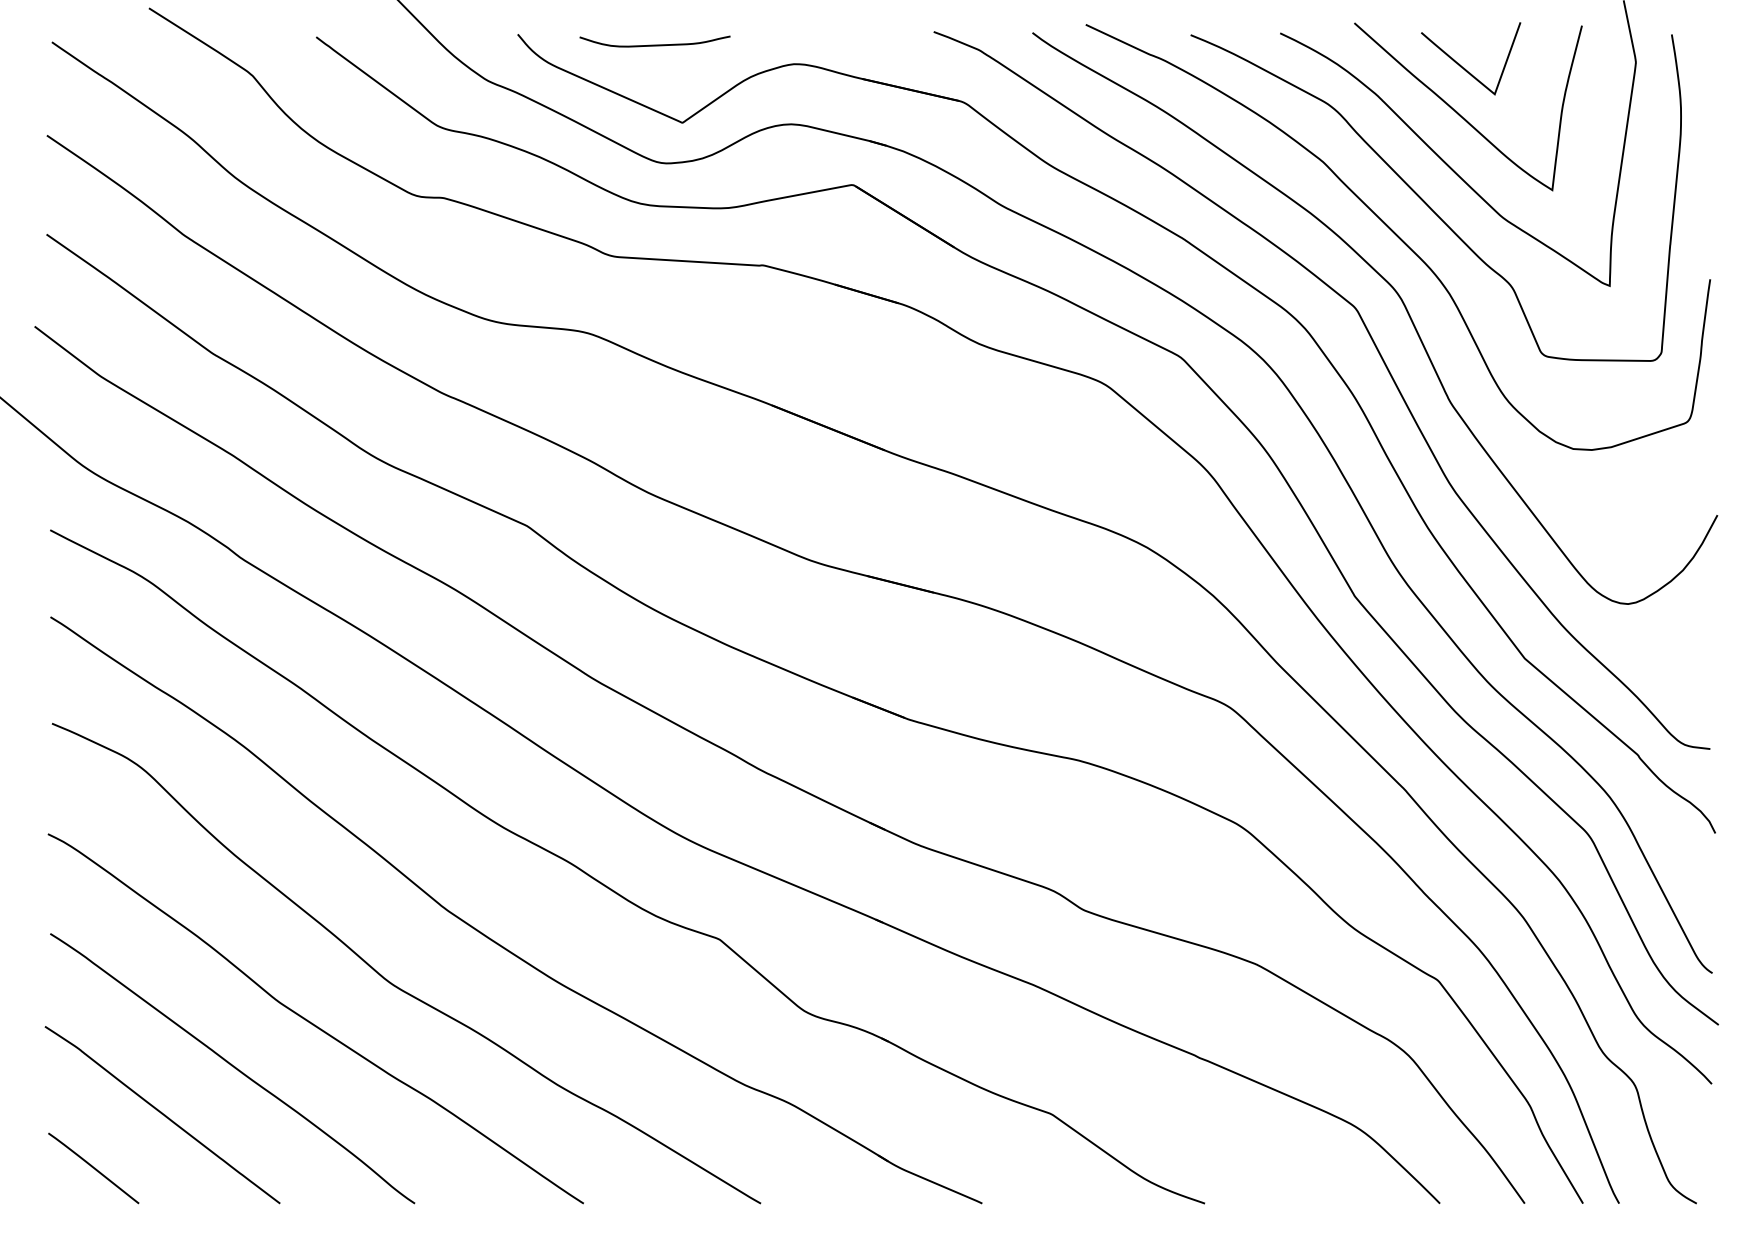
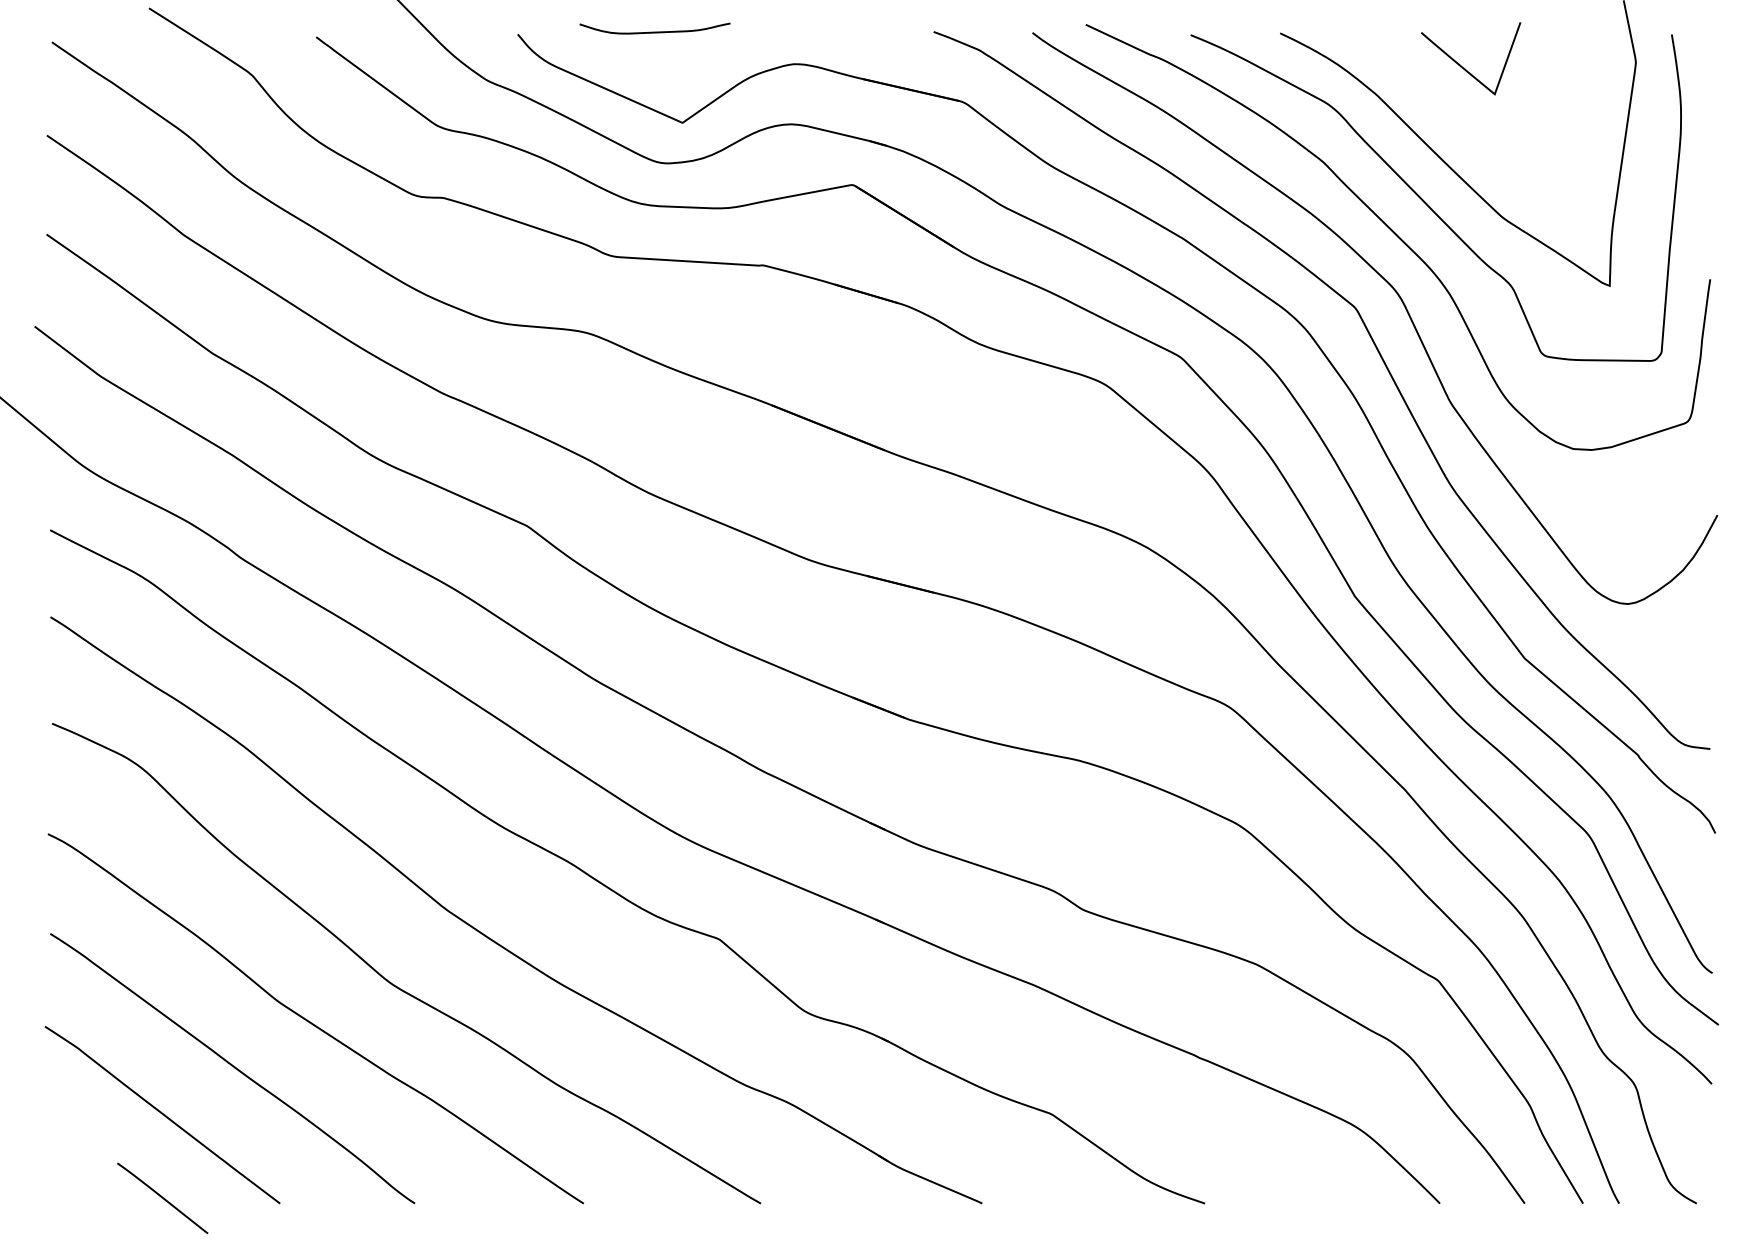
curve position: (654, 44) -> (654, 31) (654, 31)
curve: present -> none (1460, 114)
line position: (93, 1168) -> (162, 1198) (162, 1198)
